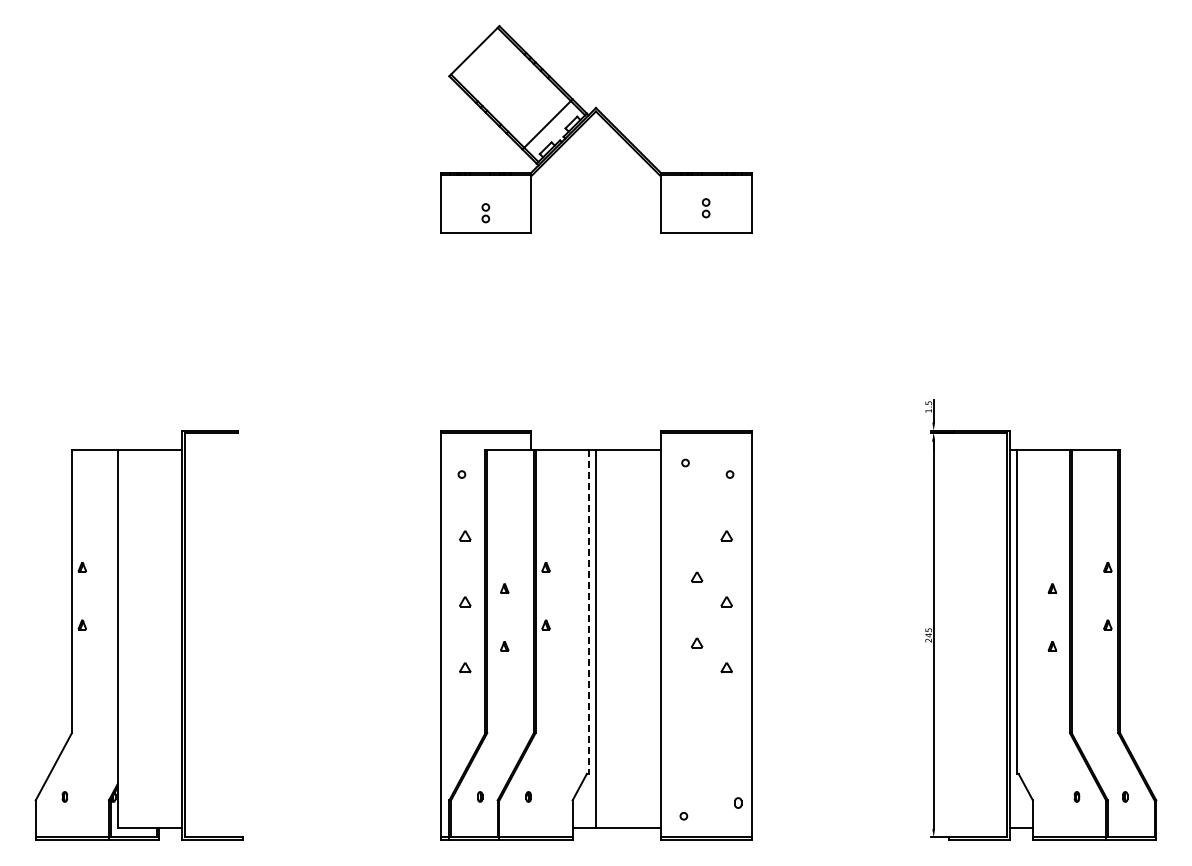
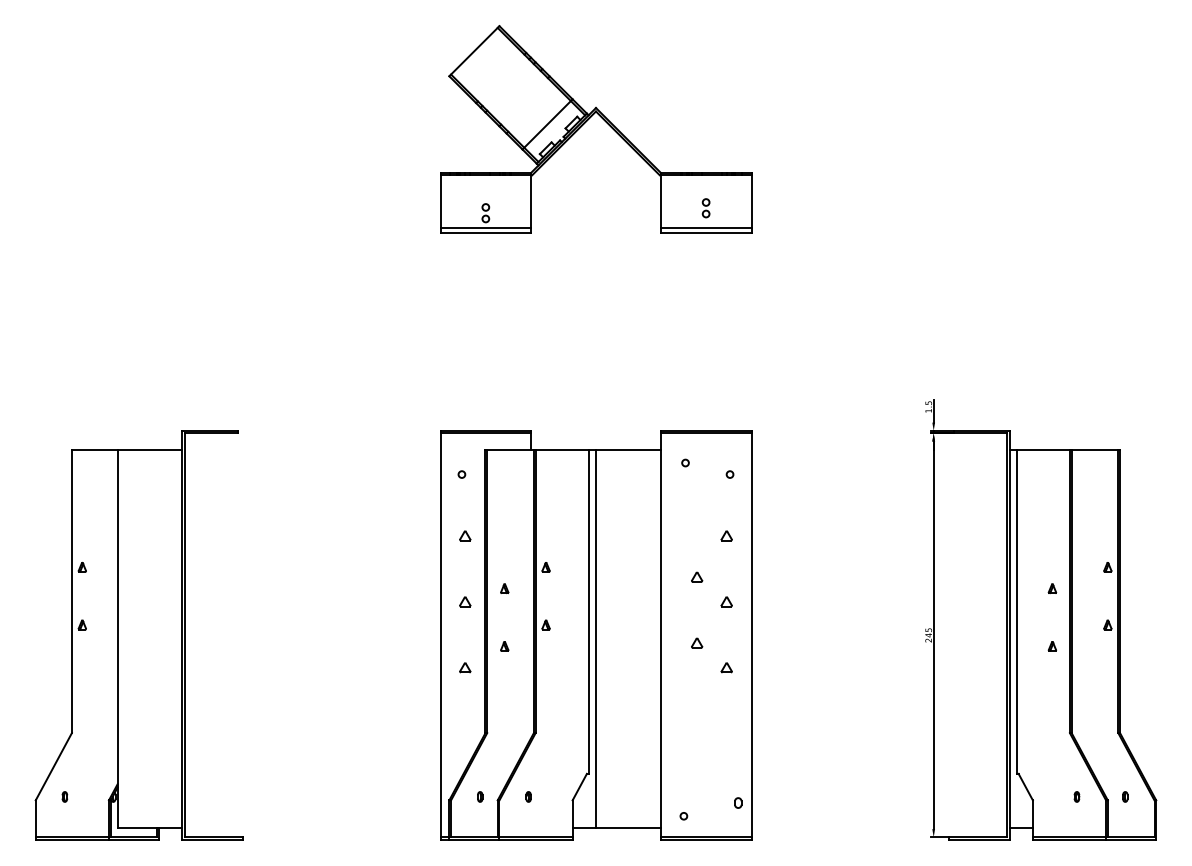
line: none -> present (485, 228)
line: none -> present (705, 228)
line: dashed -> solid (588, 612)
